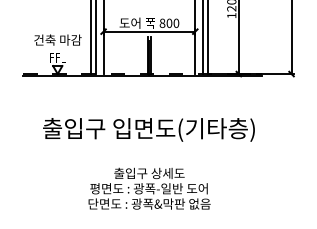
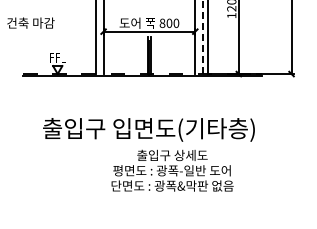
line: solid -> dashed (203, 37)
line: present -> none (90, 38)
text position: (57, 39) -> (30, 22) (30, 22)
text position: (149, 188) -> (172, 170) (172, 170)
